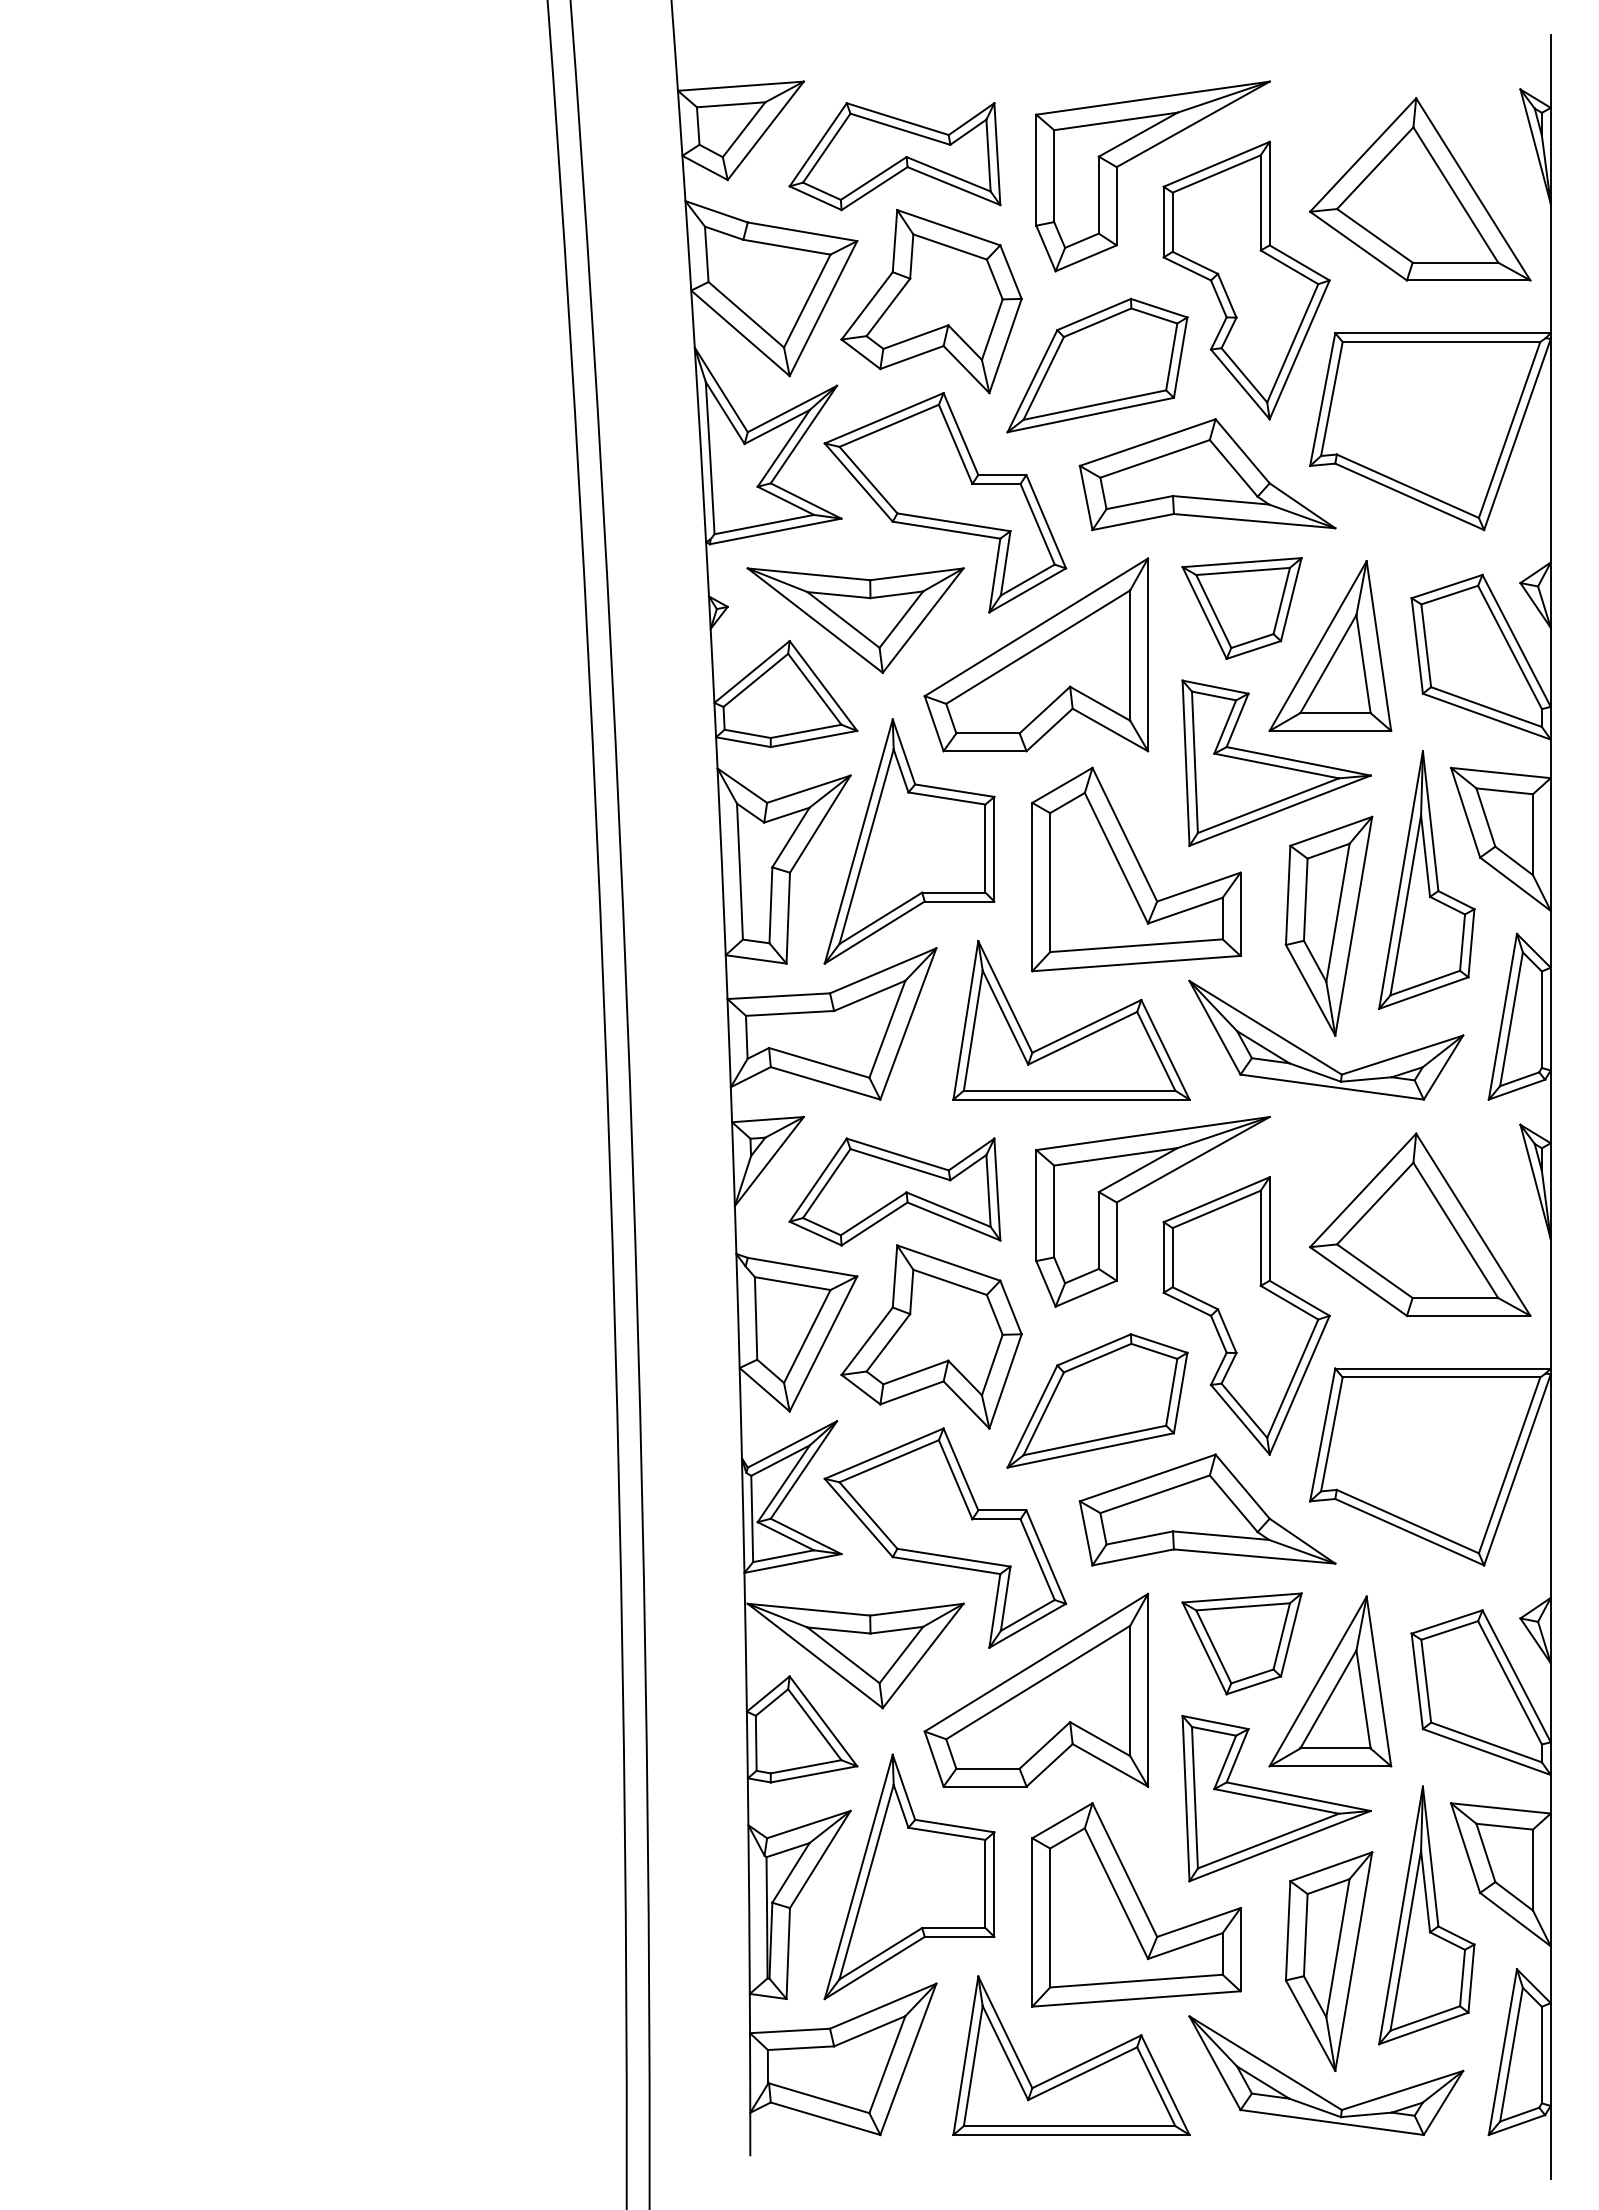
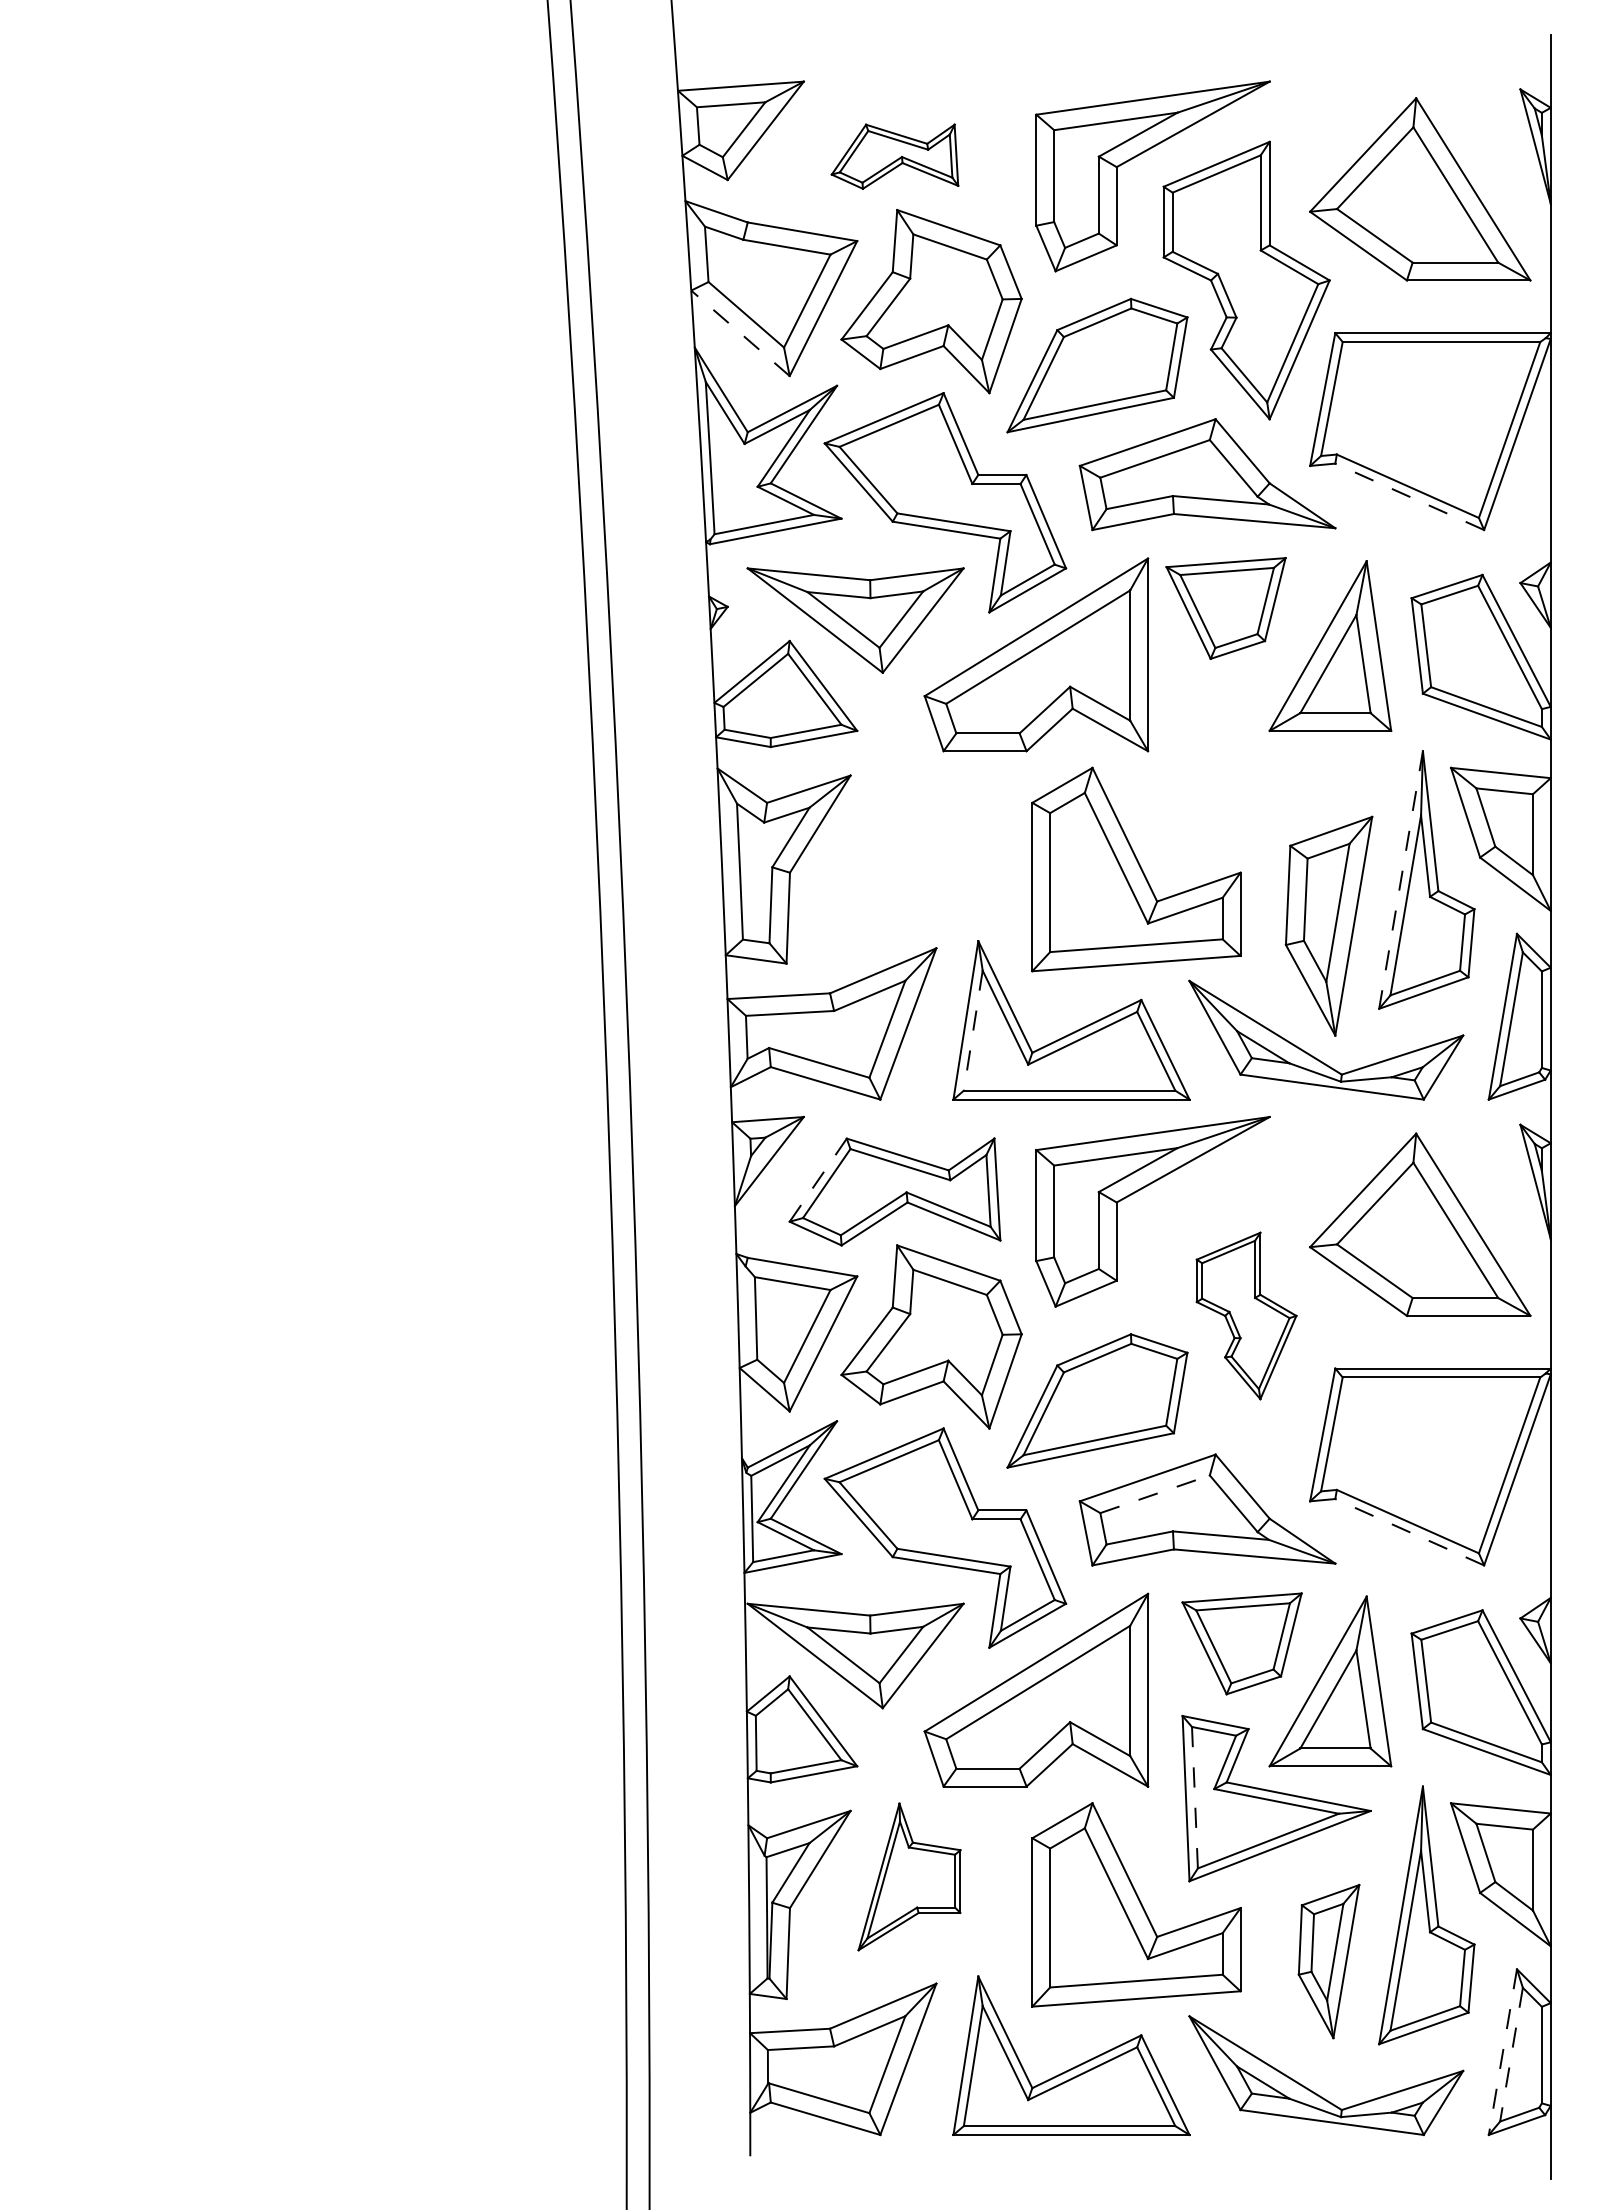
part size: 214x110 px -> 130x67 px (894, 156)
line: solid -> dashed (740, 333)
line: solid -> dashed (1409, 496)
part position: (1241, 608) -> (1225, 608) (1225, 608)
part: present -> none (1276, 762)
part: present -> none (909, 841)
line: solid -> dashed (1401, 880)
line: solid -> dashed (973, 1030)
line: solid -> dashed (818, 1179)
part size: 169x280 px -> 103x170 px (1246, 1315)
line: solid -> dashed (1155, 1494)
line: solid -> dashed (1409, 1532)
line: solid -> dashed (1194, 1797)
part size: 173x248 px -> 105x150 px (909, 1876)
part size: 90x221 px -> 64x156 px (1328, 1961)
line: solid -> dashed (1502, 2052)
line: solid -> dashed (1511, 2054)
